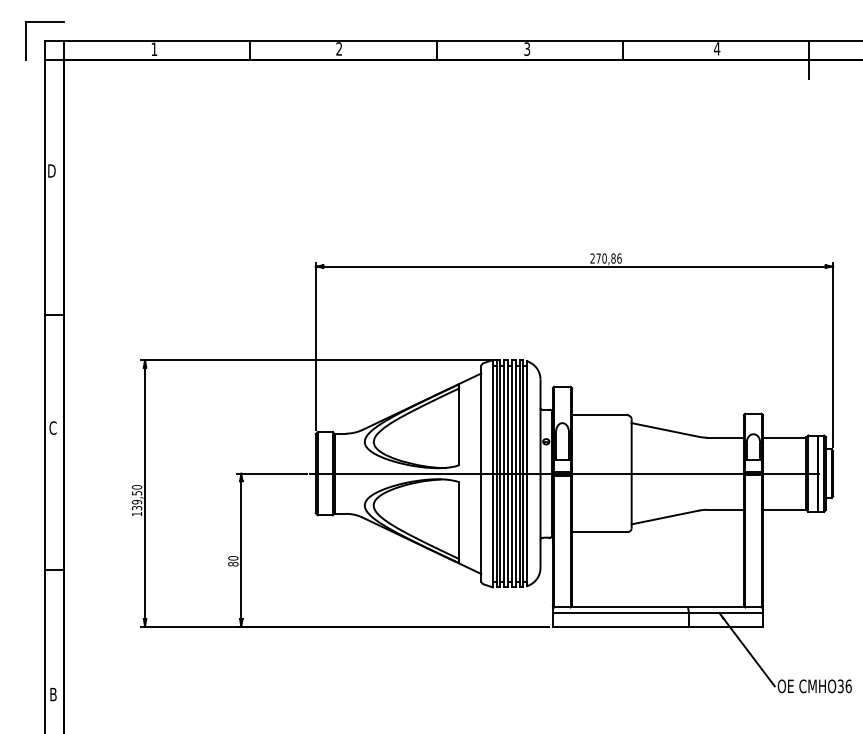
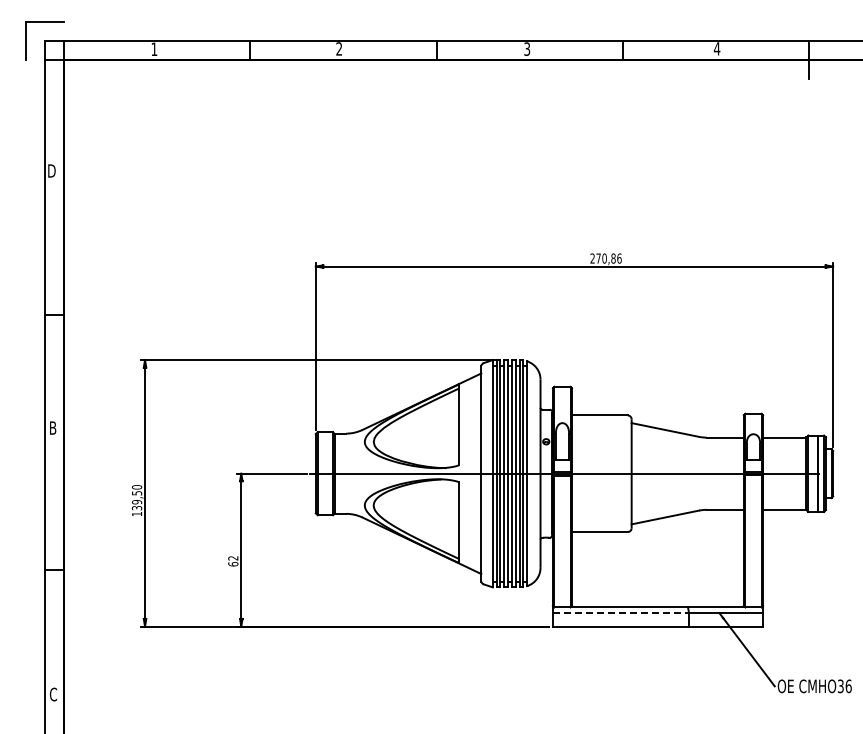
text: C -> B (52, 427)
text: 80 -> 62 (233, 561)
line: solid -> dashed (621, 613)
text: B -> C (53, 694)
